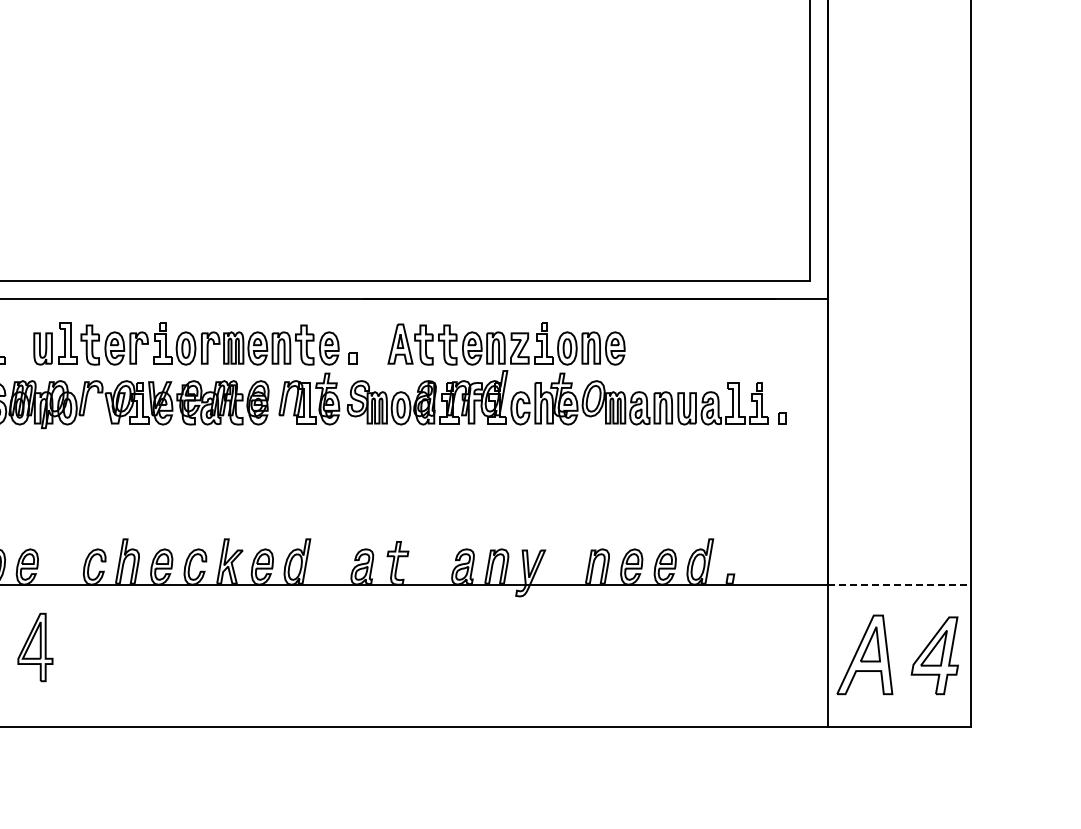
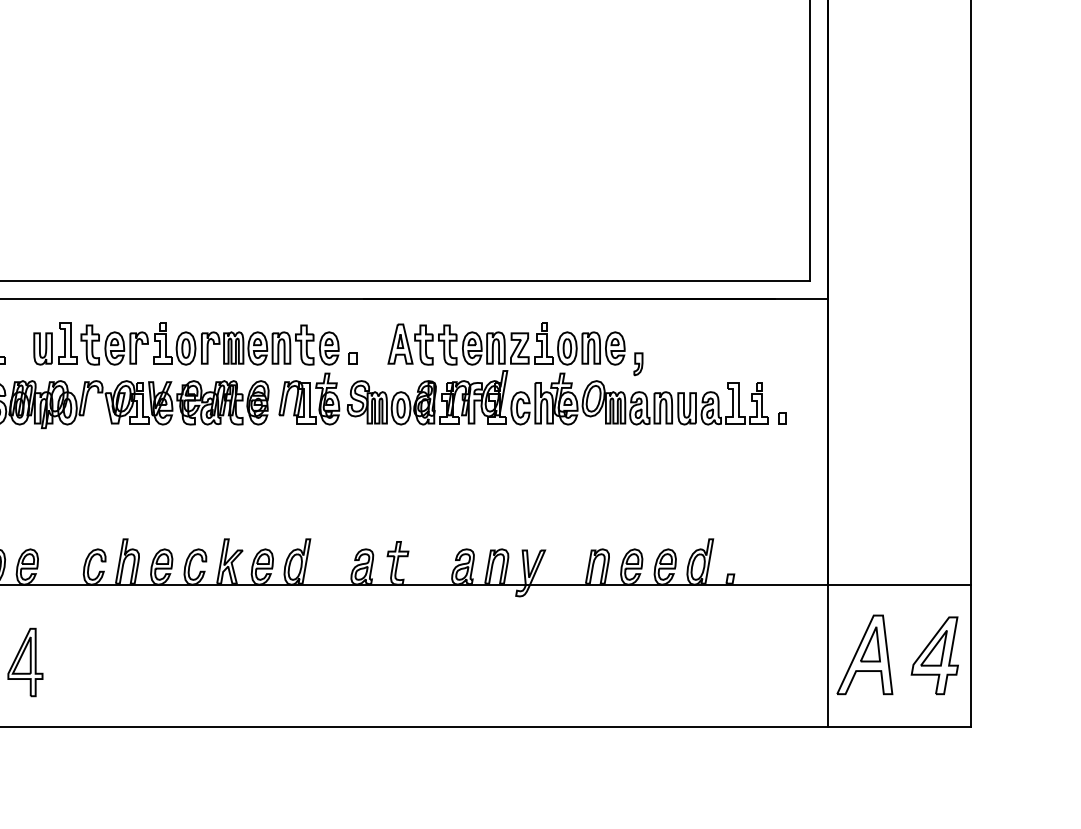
part: none -> present (638, 364)
line: dashed -> solid (899, 584)
part position: (35, 647) -> (25, 662) (25, 662)
